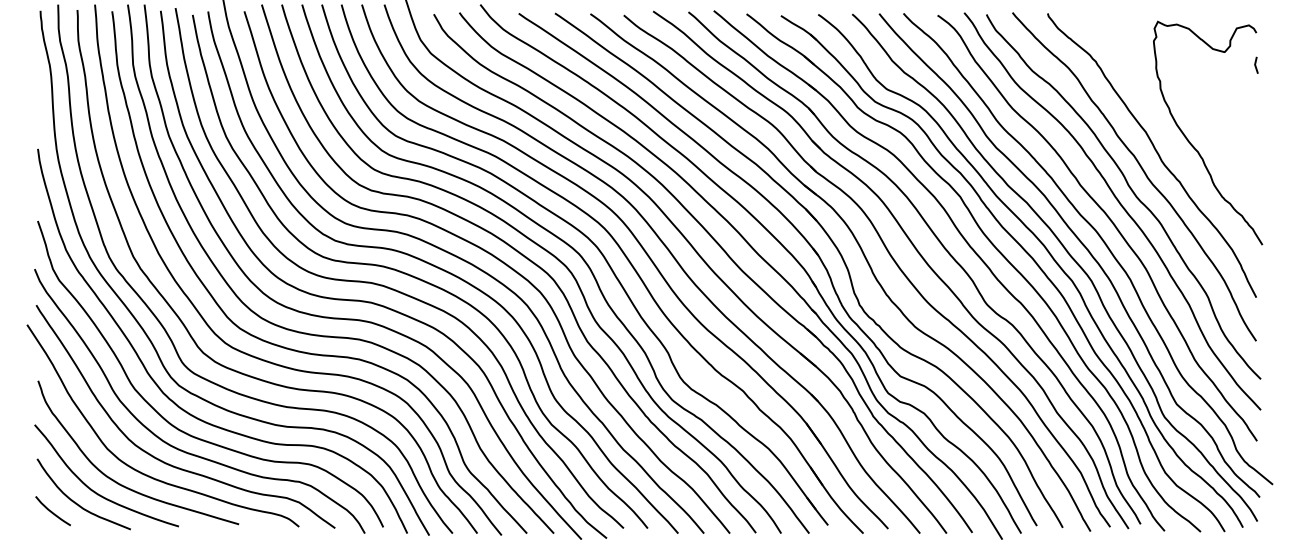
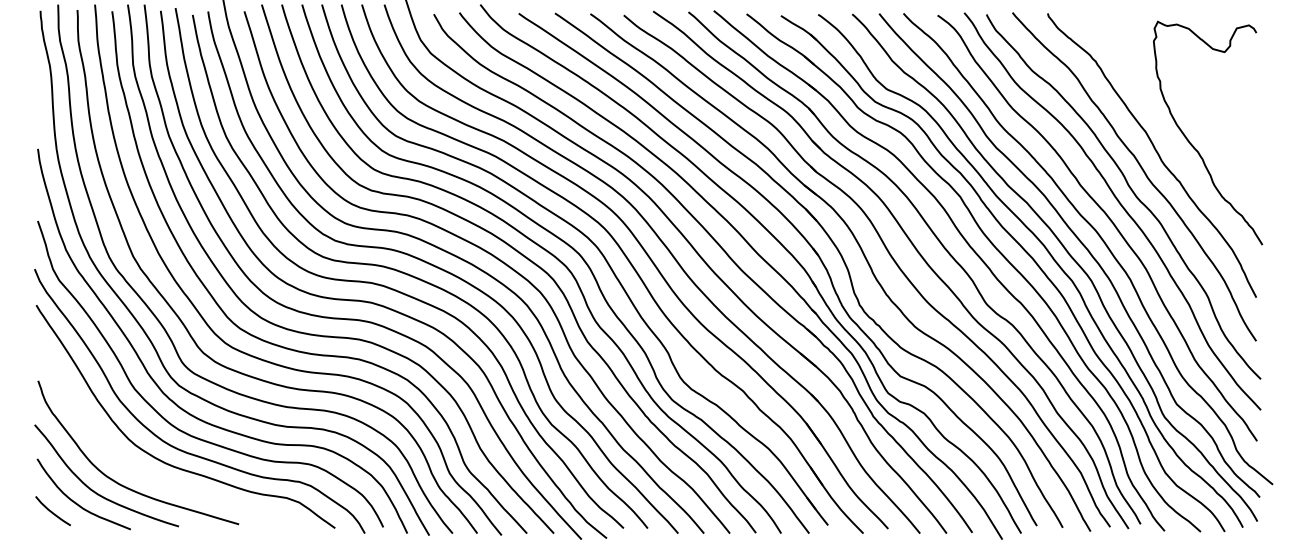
line: present -> none (1256, 64)
curve: present -> none (140, 471)
